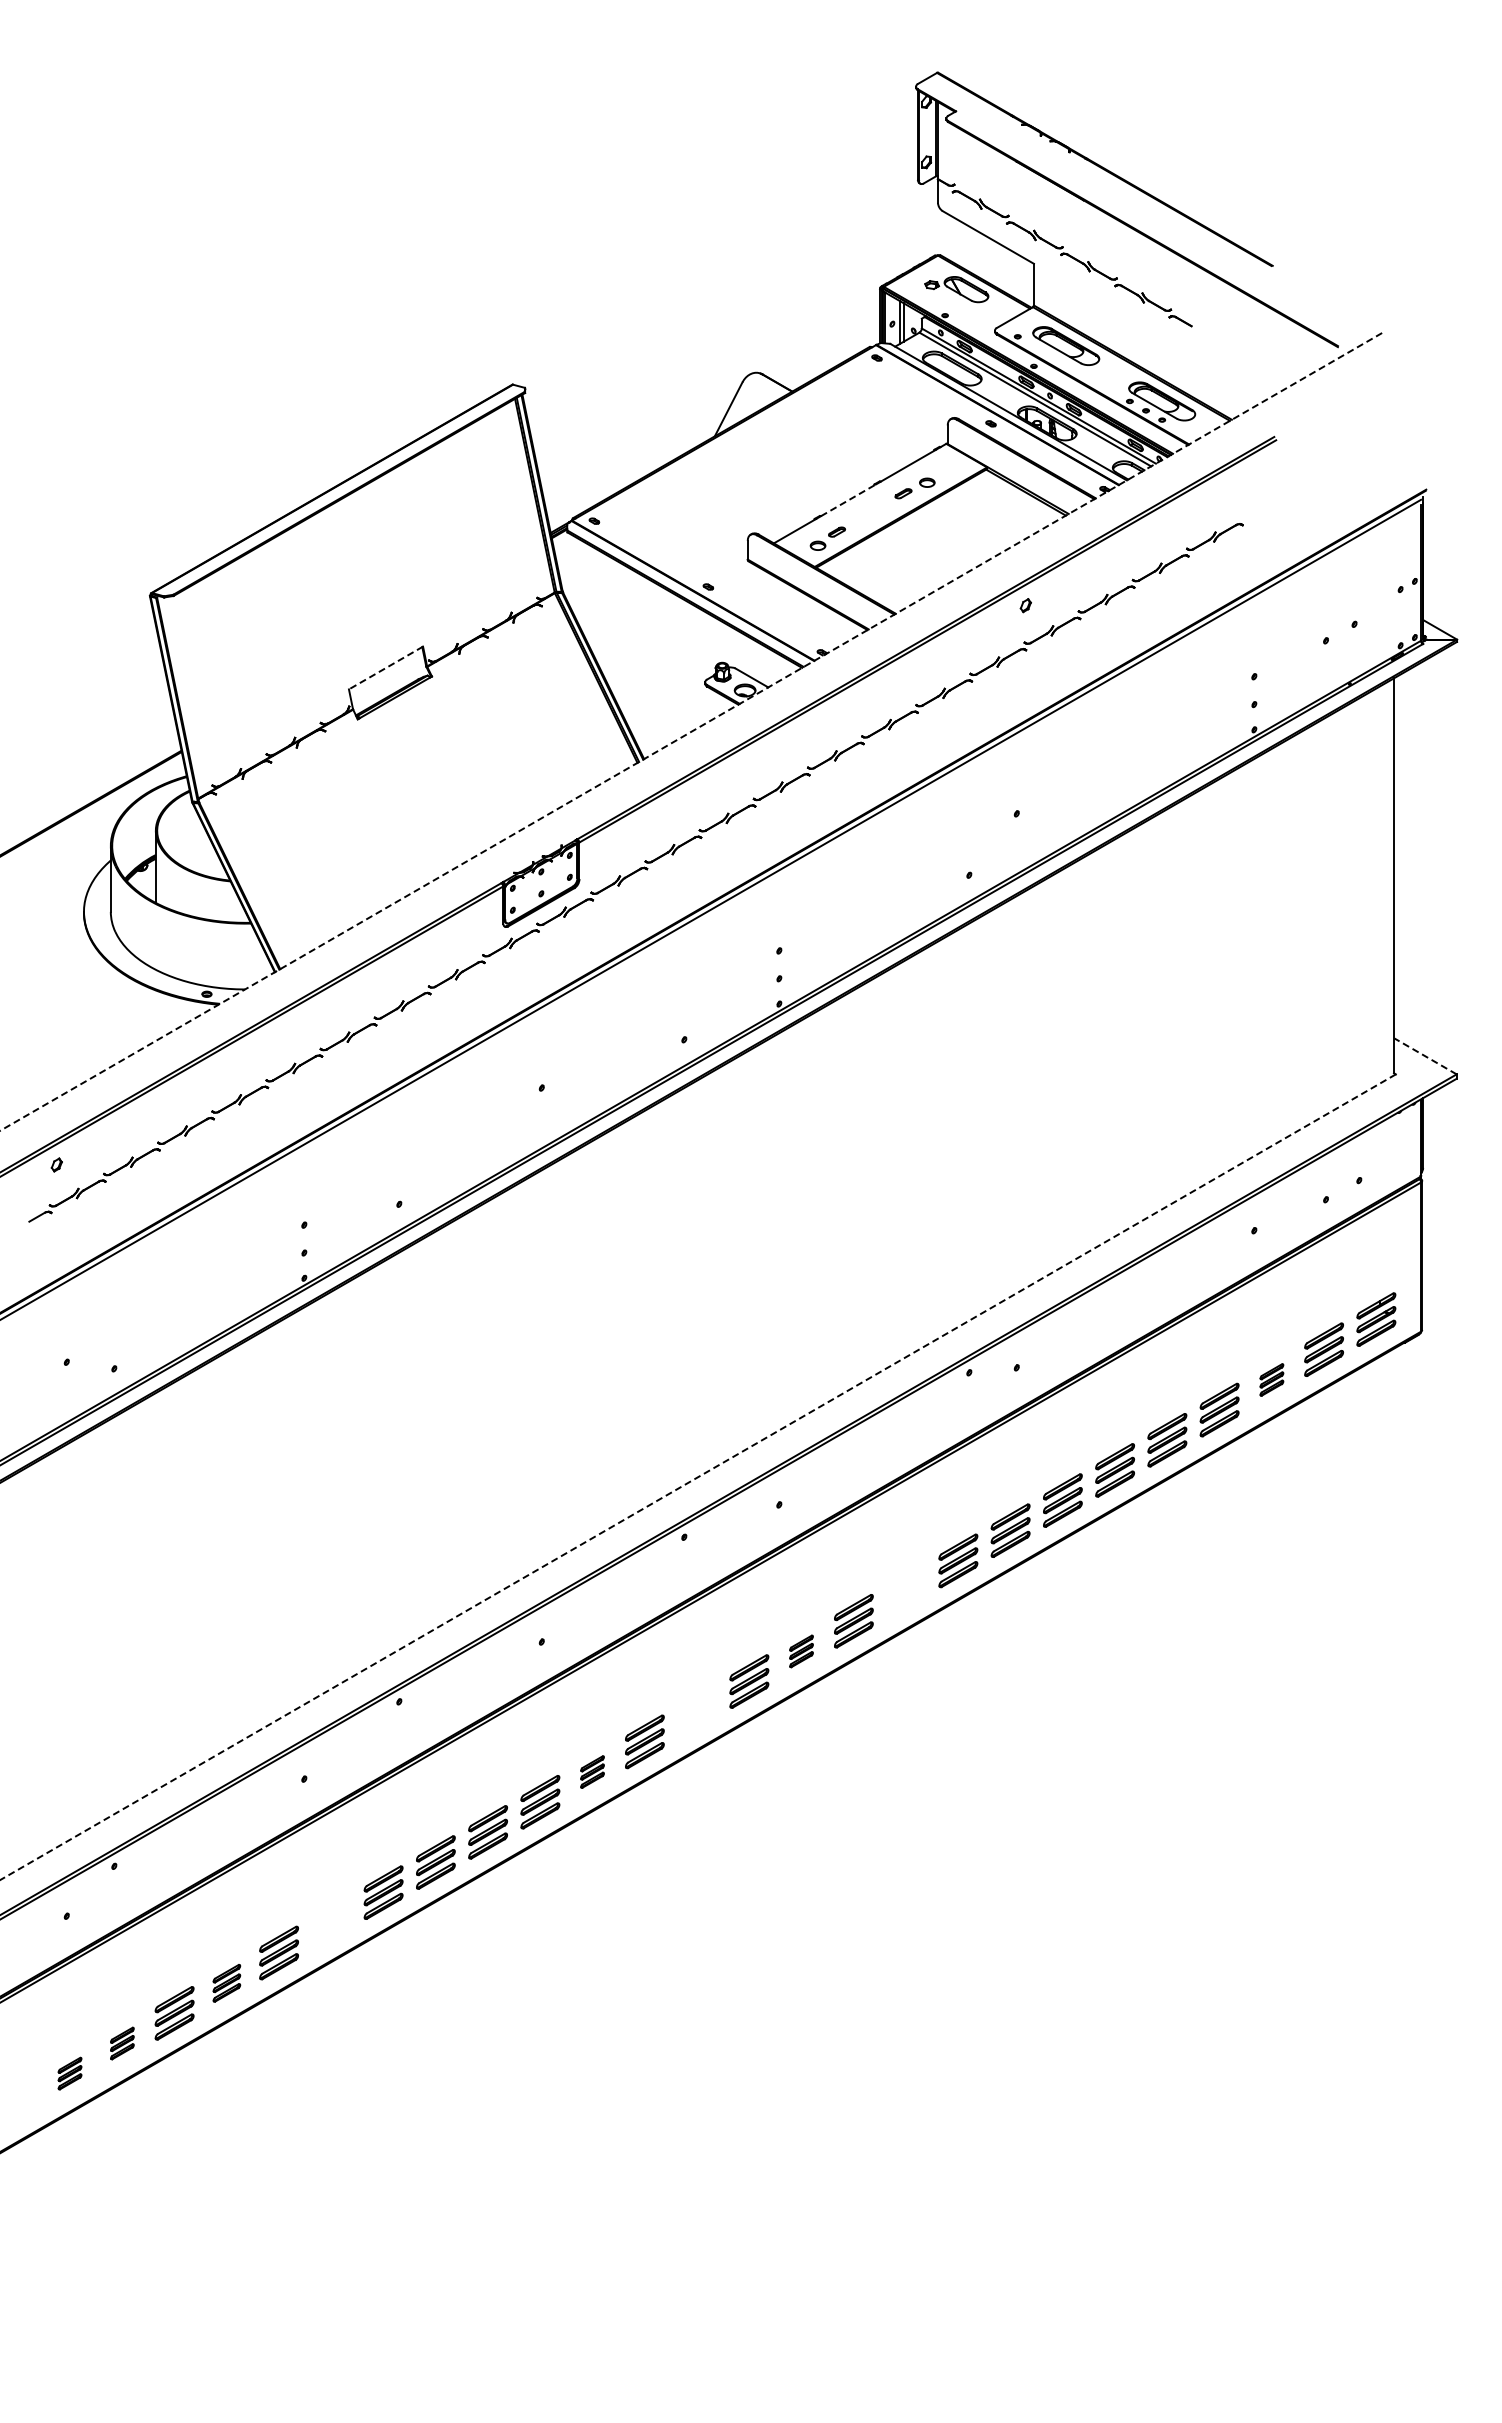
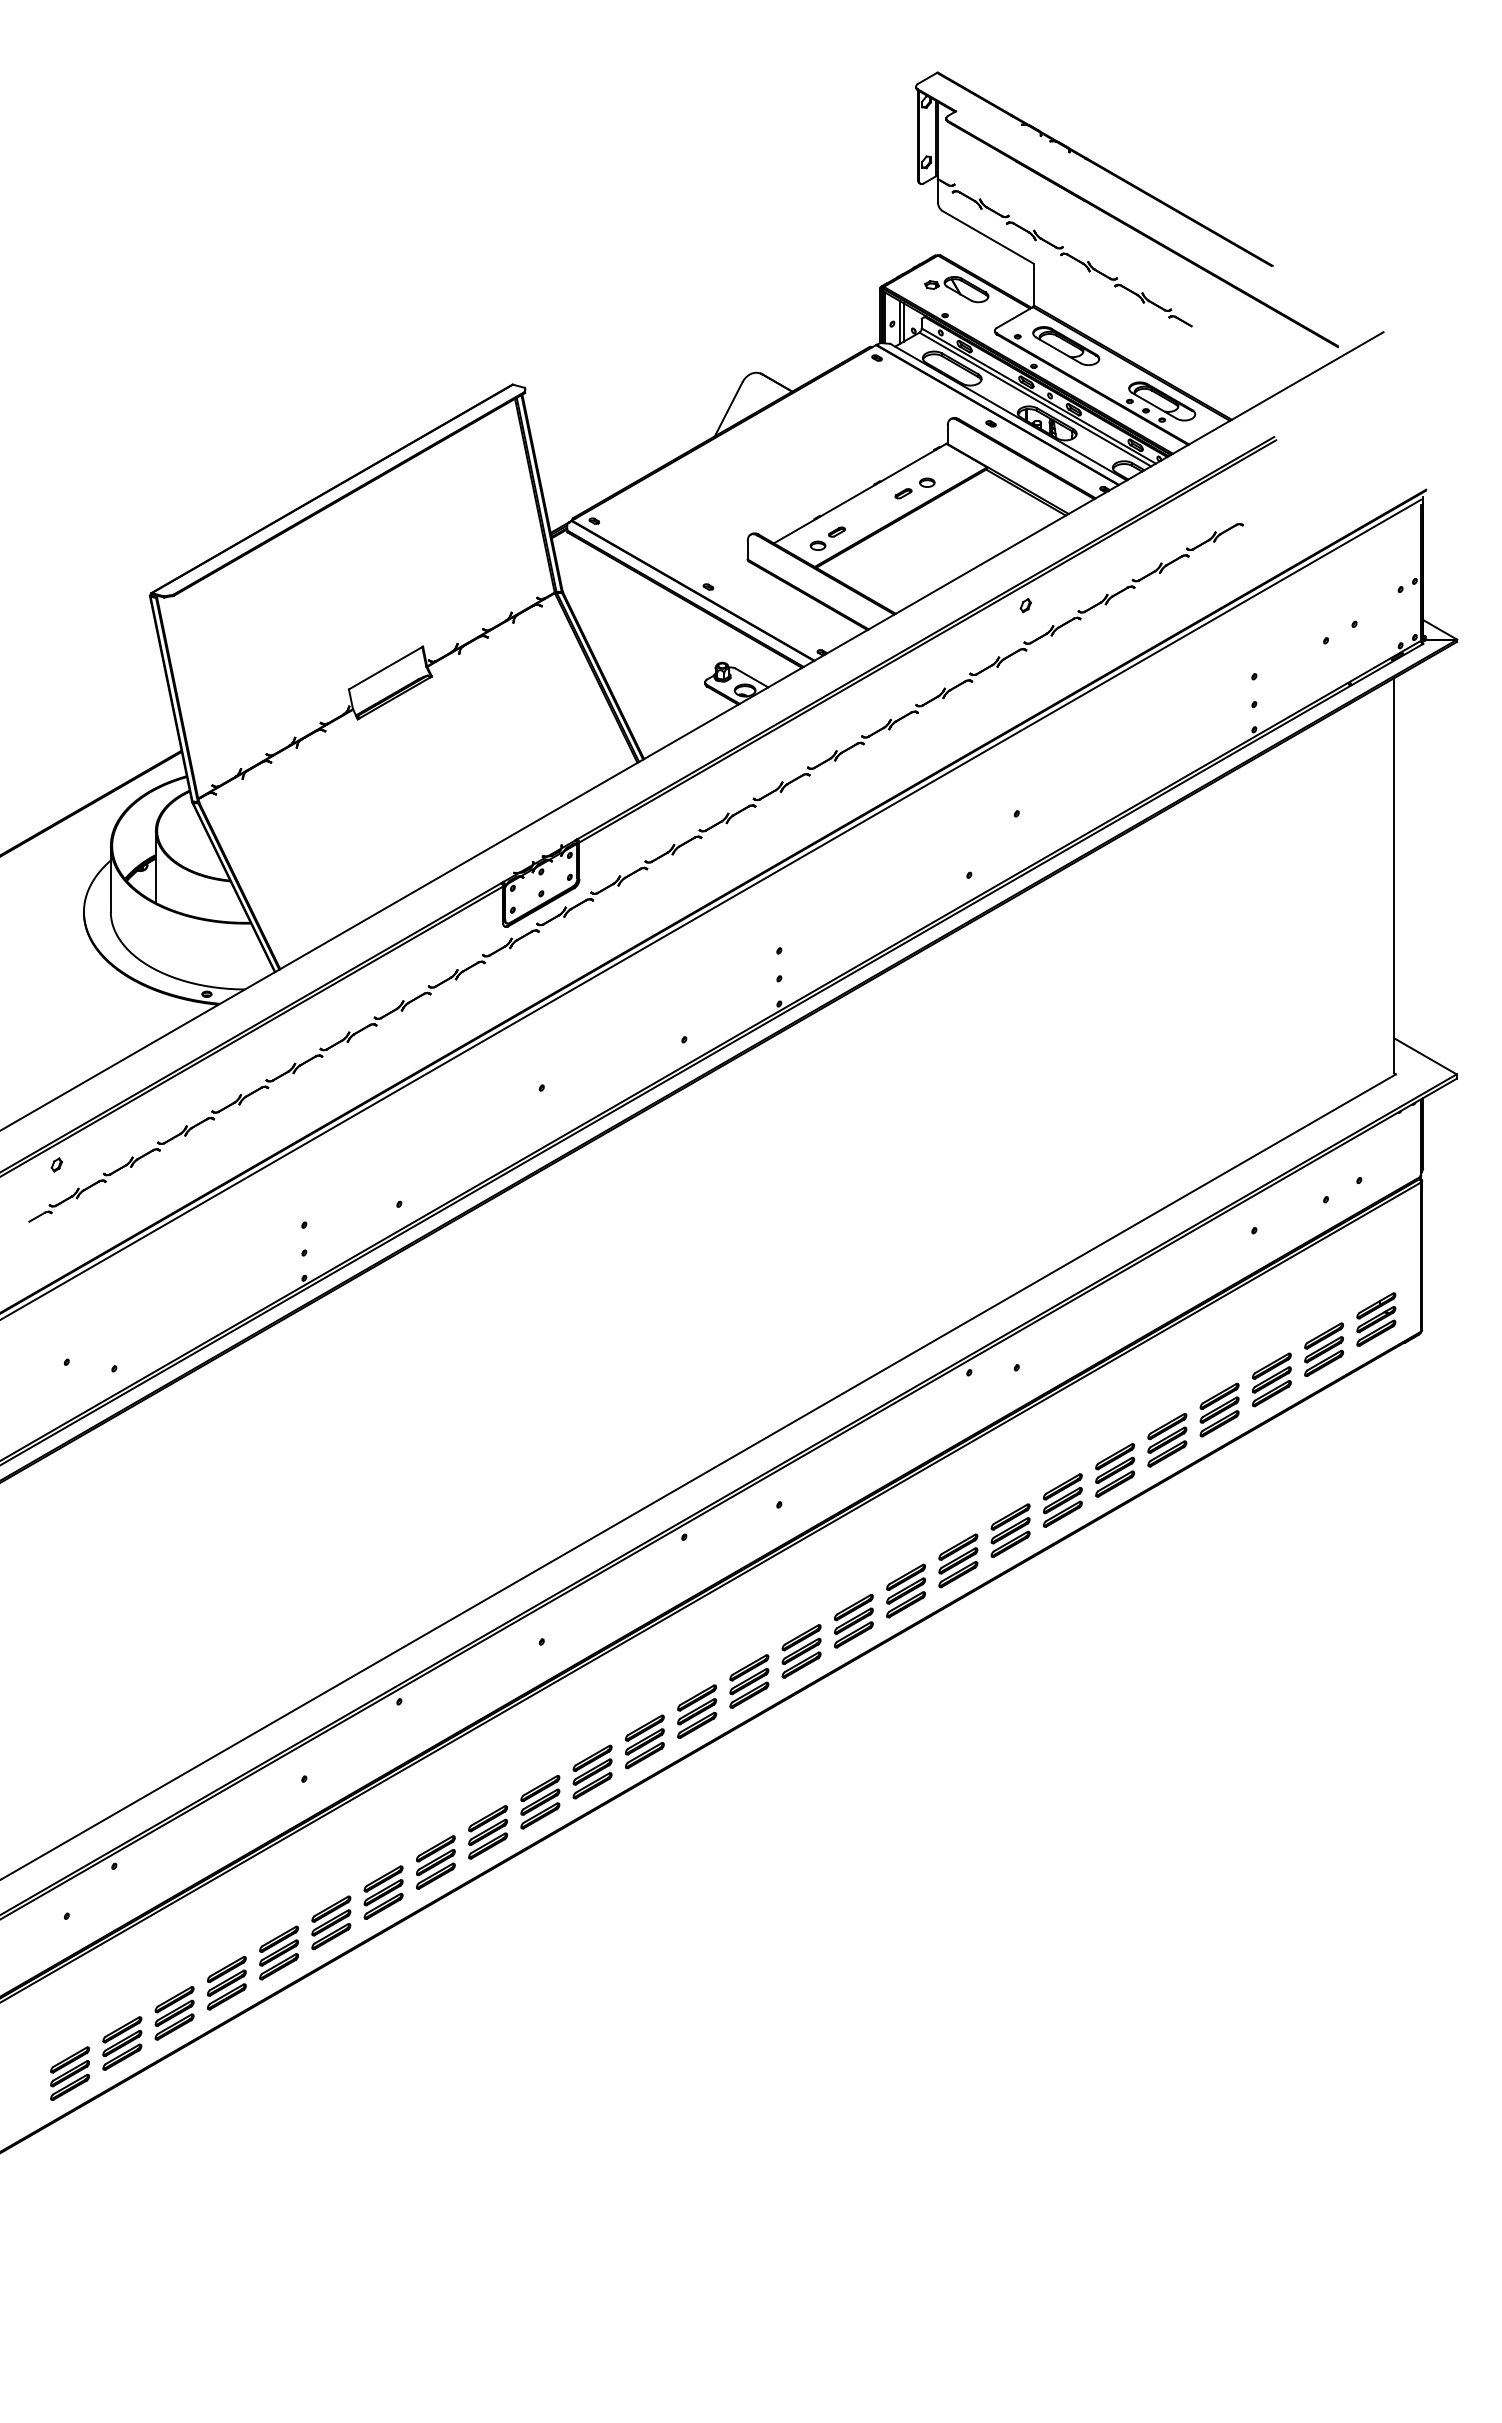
line: dashed -> solid (848, 500)
line: dashed -> solid (386, 668)
line: dashed -> solid (692, 731)
line: dashed -> solid (1425, 1056)
part size: 26x34 px -> 40x56 px (1271, 1379)
line: dashed -> solid (698, 1477)
part: none -> present (905, 1590)
part size: 25x35 px -> 41x55 px (801, 1651)
part: none -> present (696, 1711)
part size: 25x34 px -> 41x56 px (592, 1771)
part: none -> present (331, 1922)
part size: 30x39 px -> 40x55 px (226, 1983)
part size: 25x35 px -> 41x55 px (122, 2043)
part size: 26x35 px -> 40x55 px (69, 2073)
